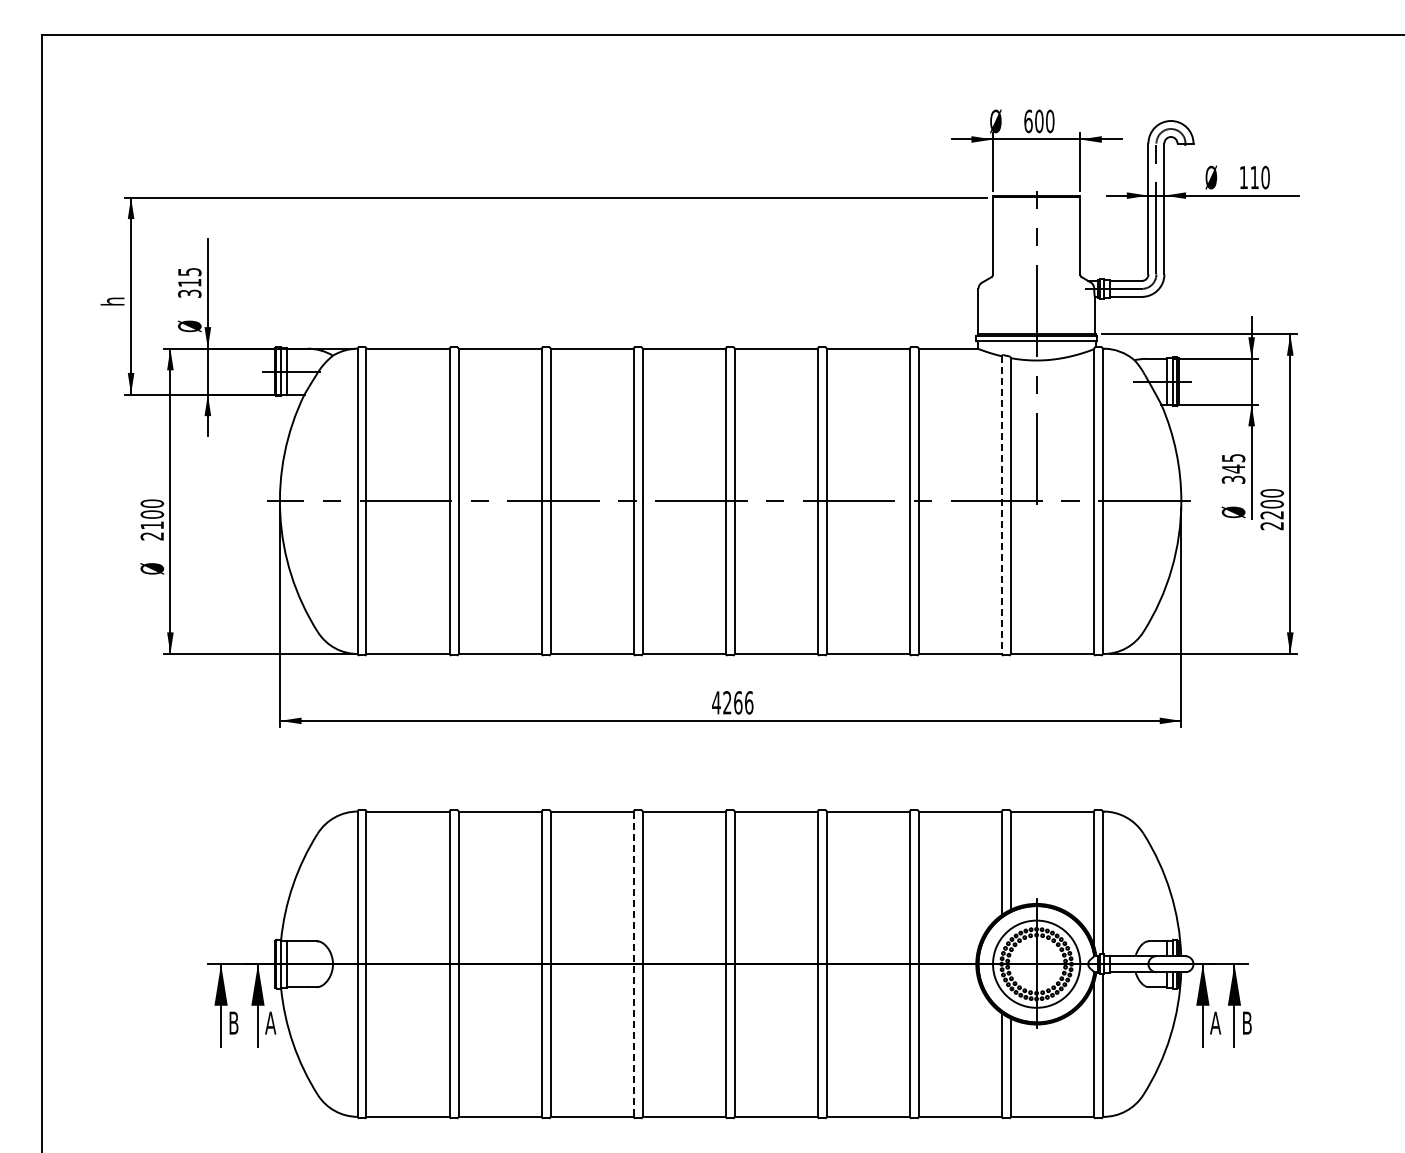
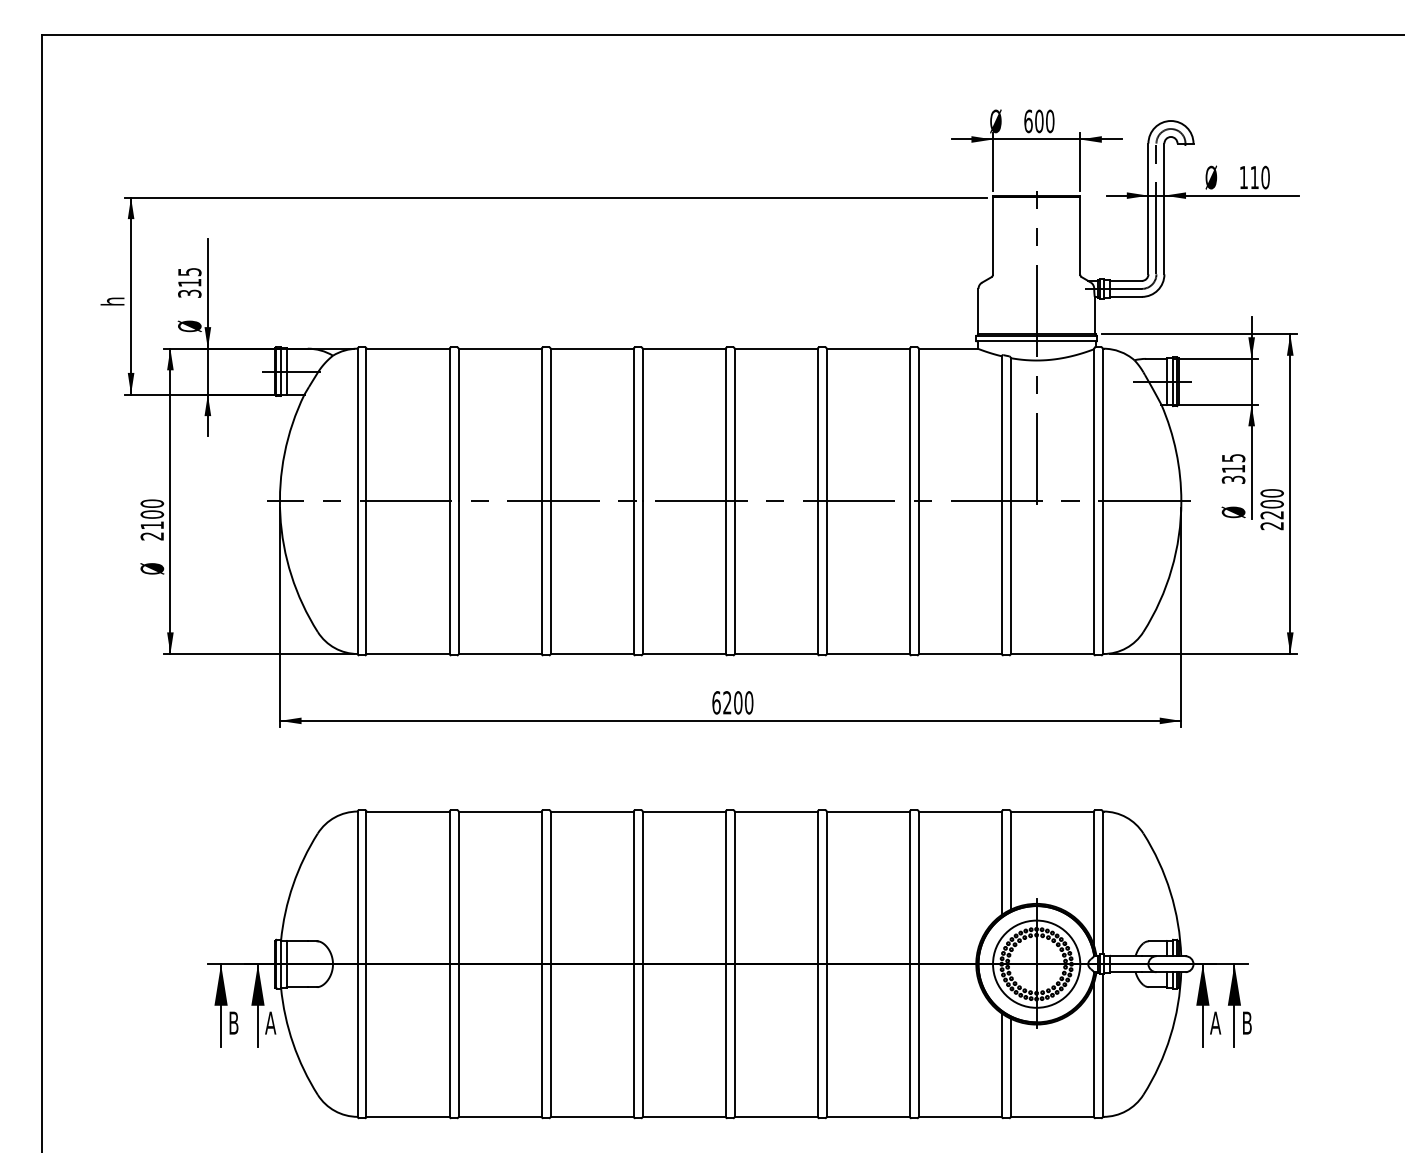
text: 345 -> 315 (1233, 468)
line: dashed -> solid (1001, 505)
text: 4266 -> 6200 (732, 702)
line: dashed -> solid (633, 964)
